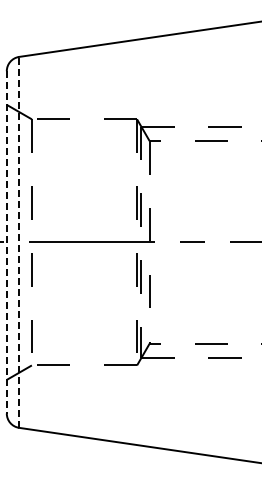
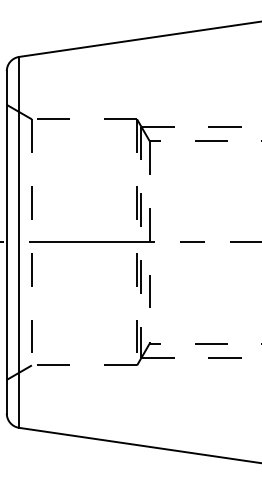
line: dashed -> solid (19, 241)
line: dashed -> solid (6, 242)
